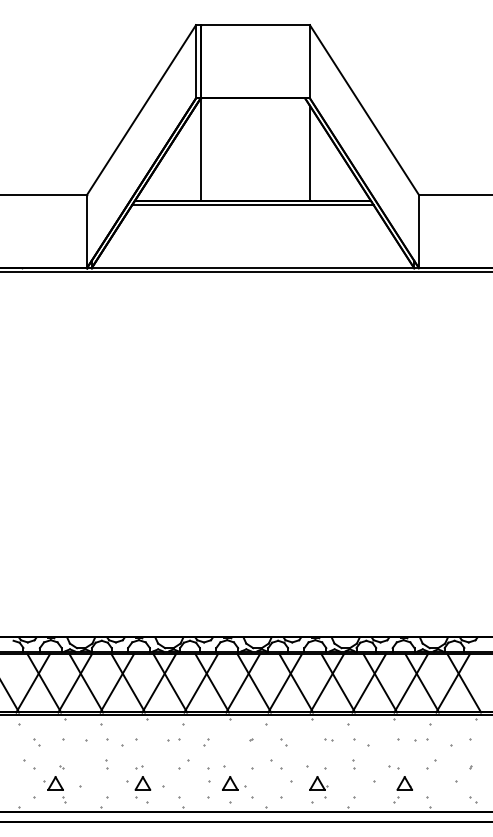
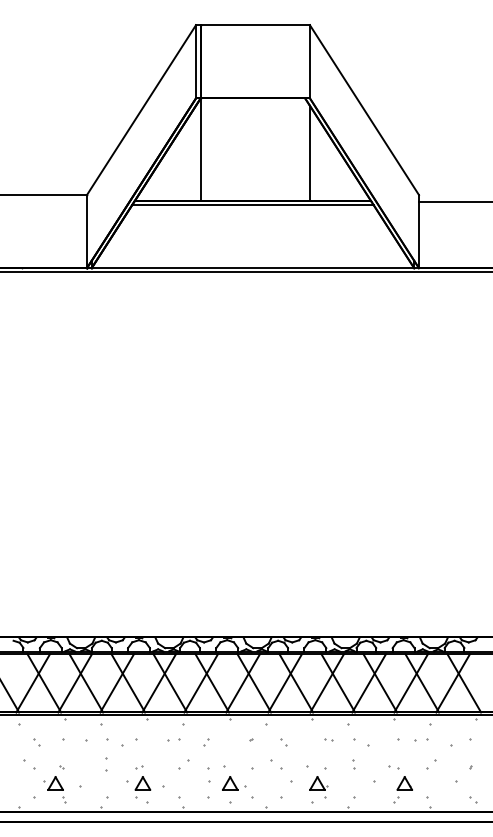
line position: (454, 195) -> (454, 202) (454, 202)
part size: 4x11 px -> 3x15 px (106, 764)
